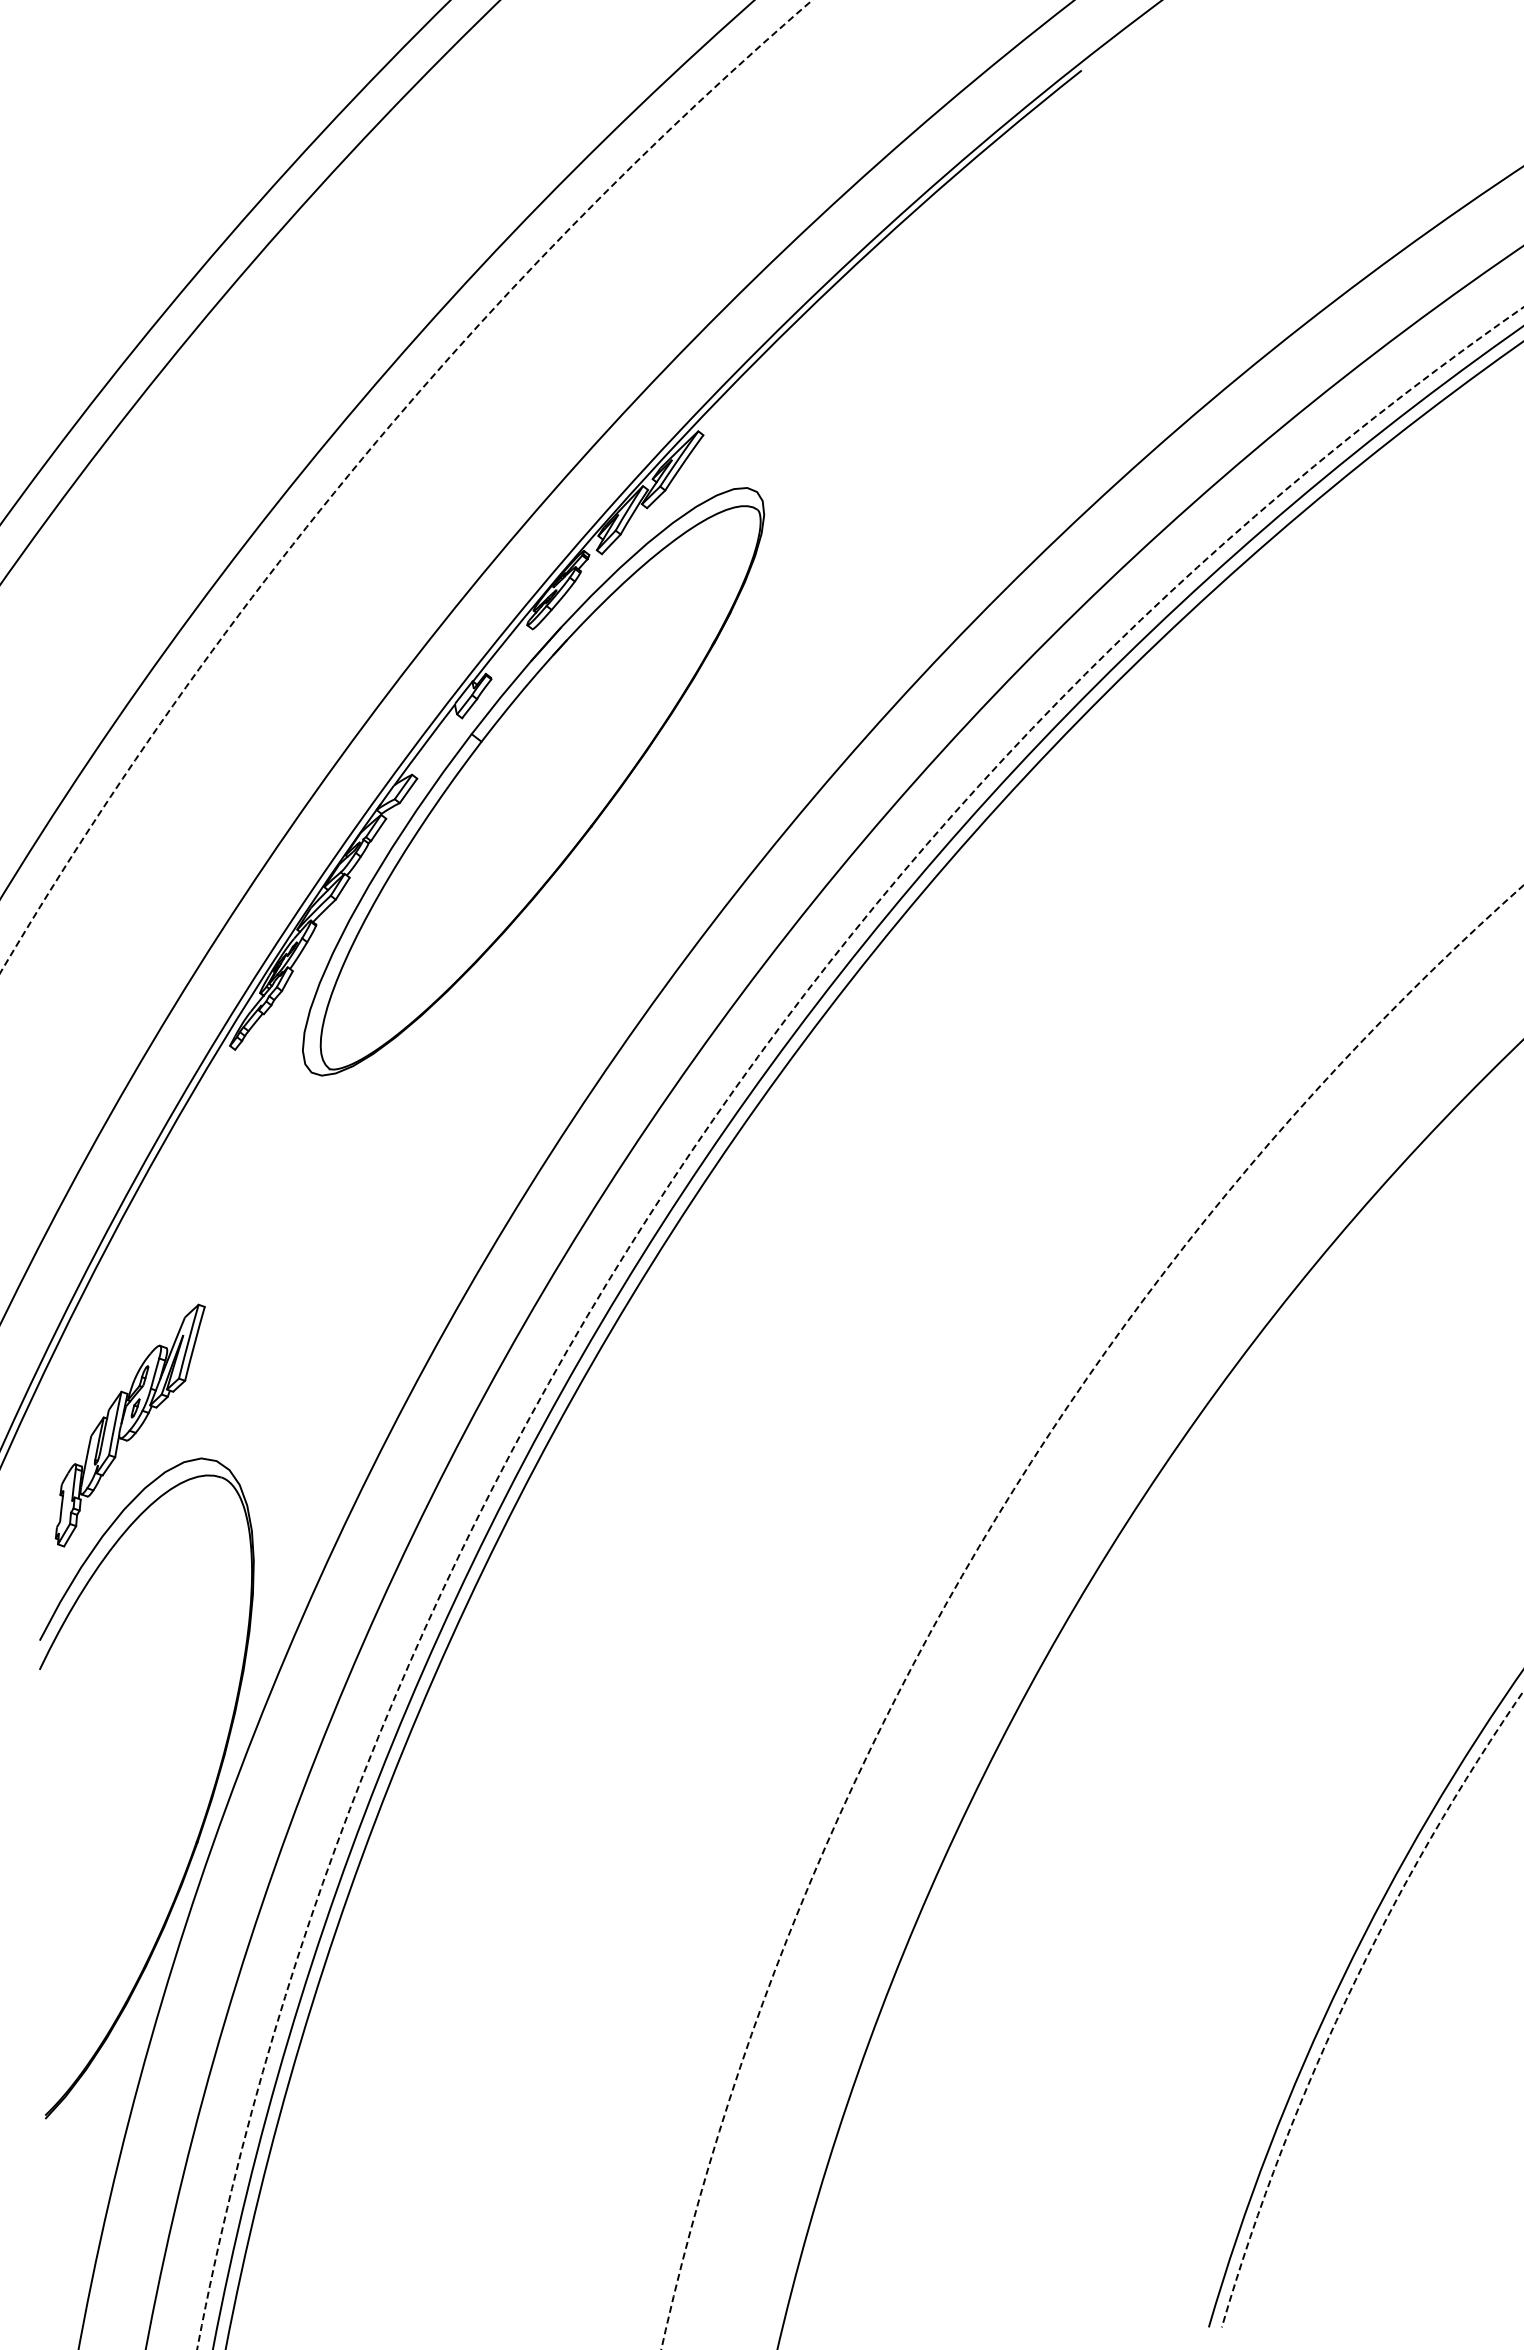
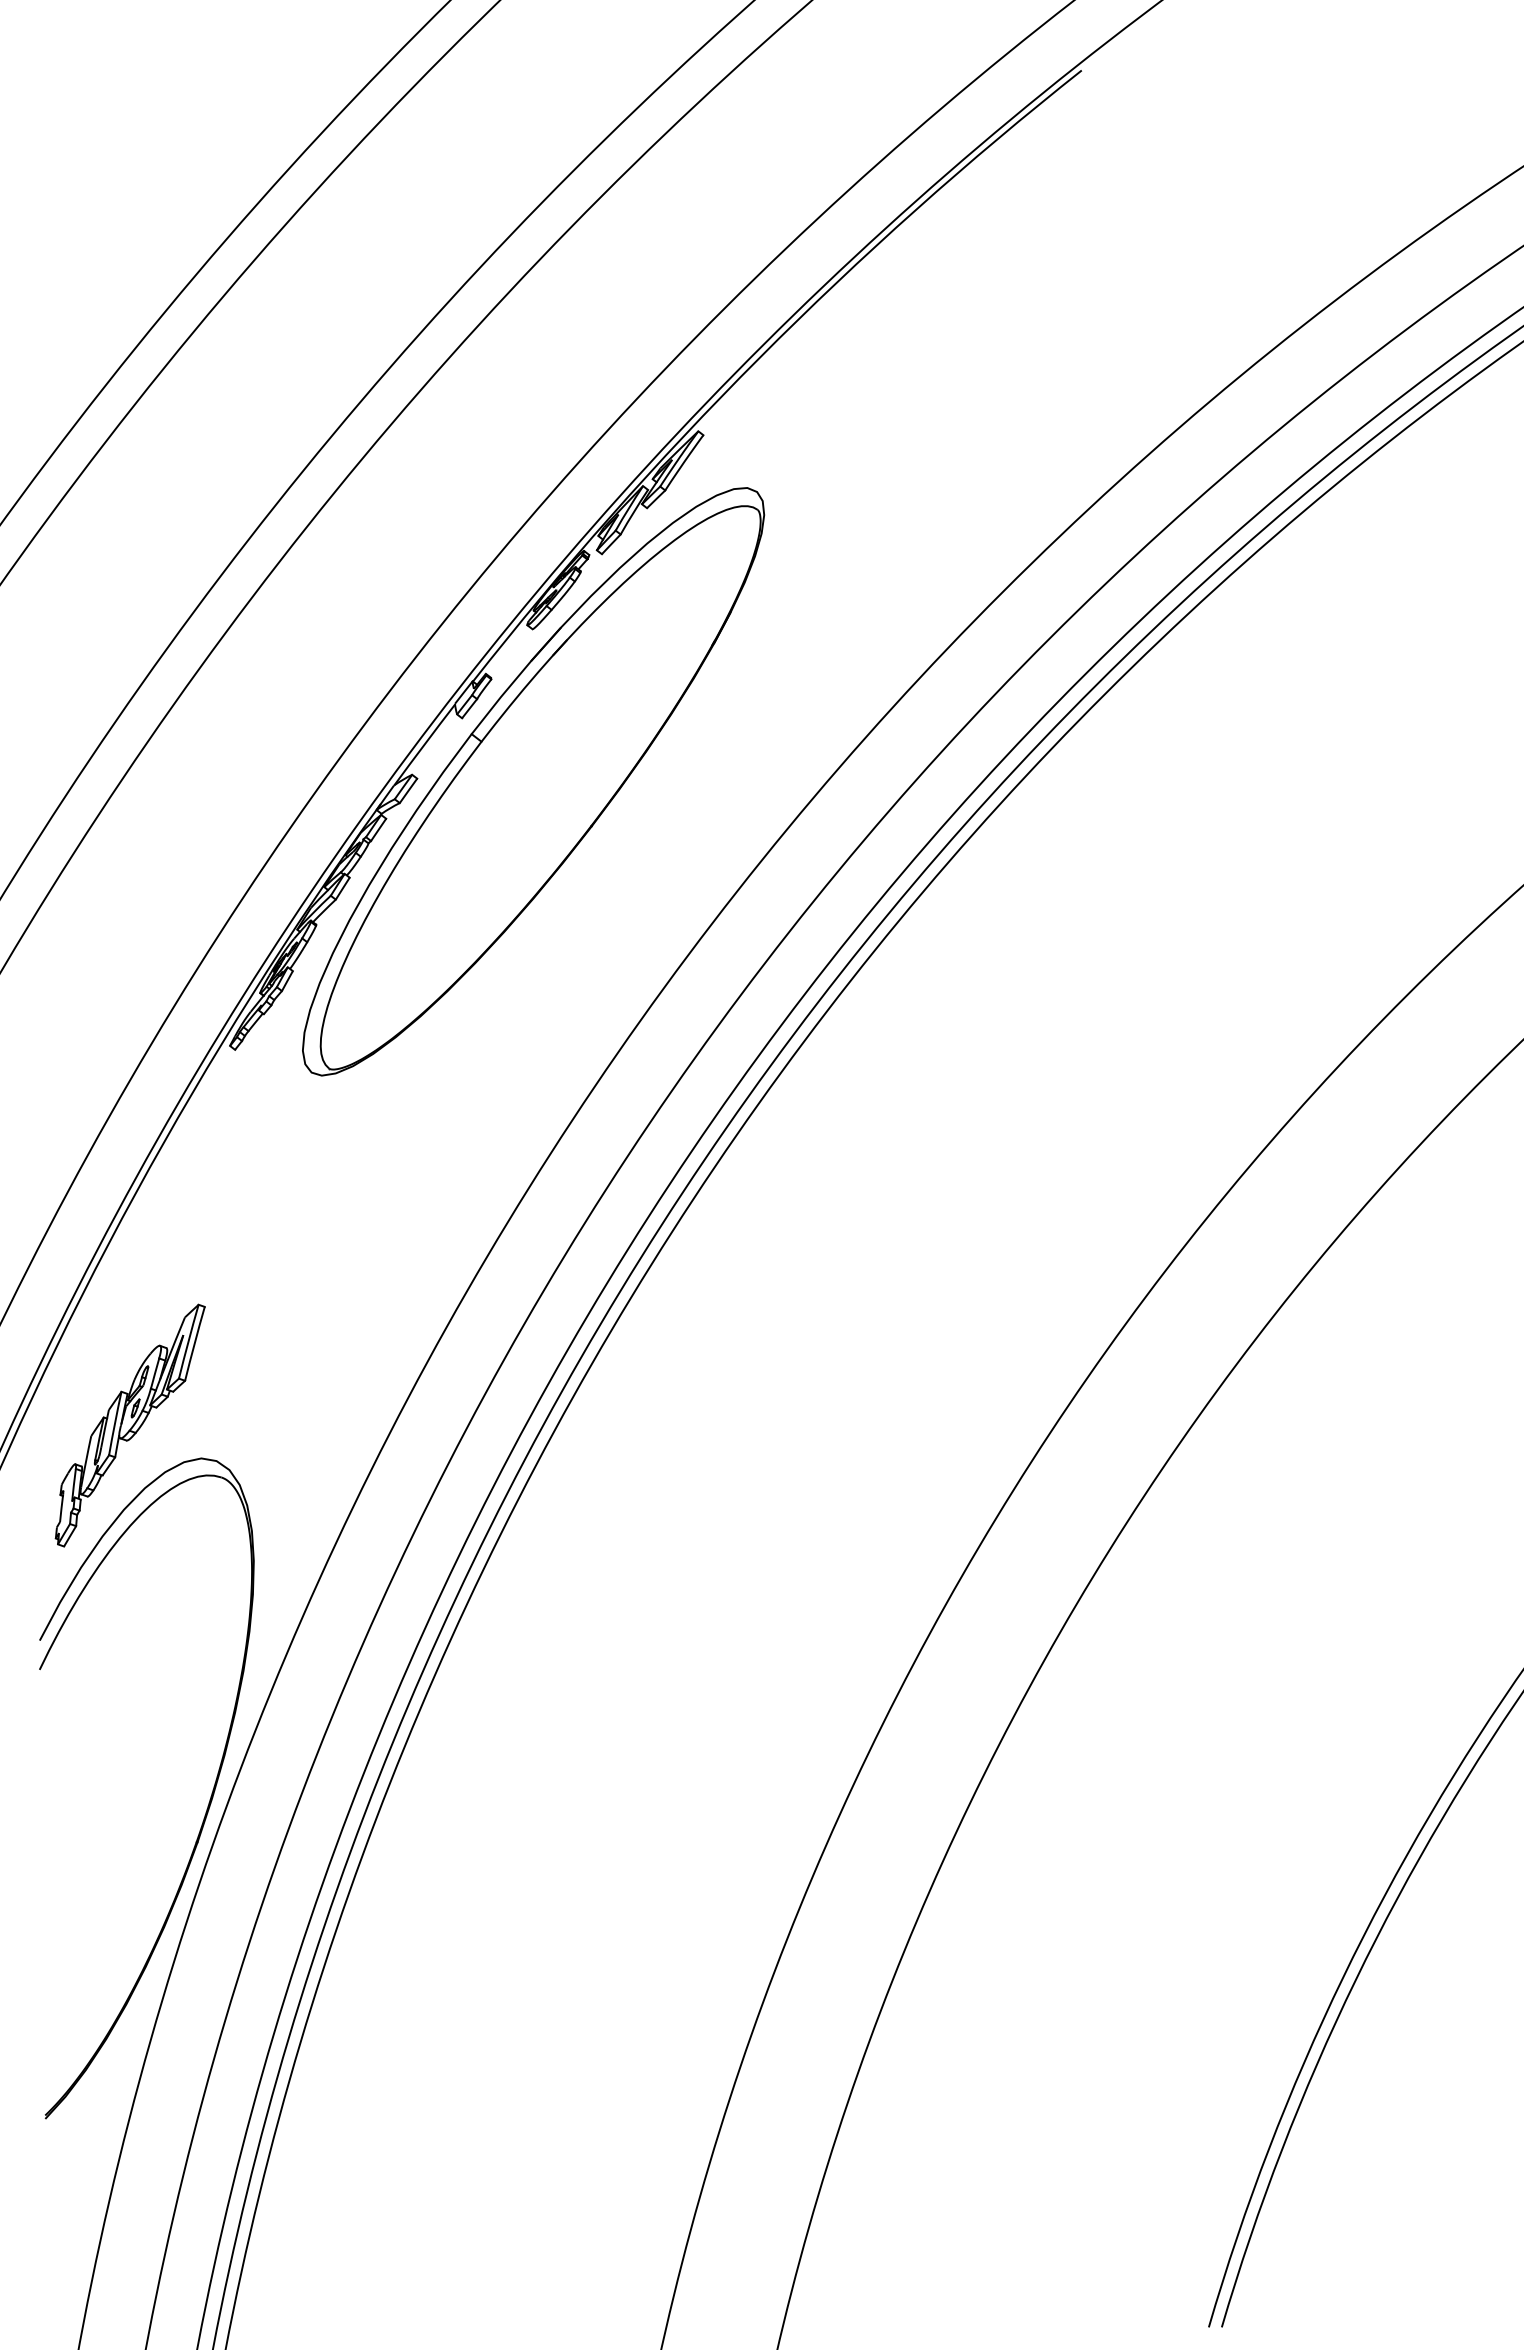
arc: dashed -> solid (367, 453)
circle: dashed -> solid (860, 1328)
circle: dashed -> solid (1092, 1617)
arc: dashed -> solid (1347, 1997)
